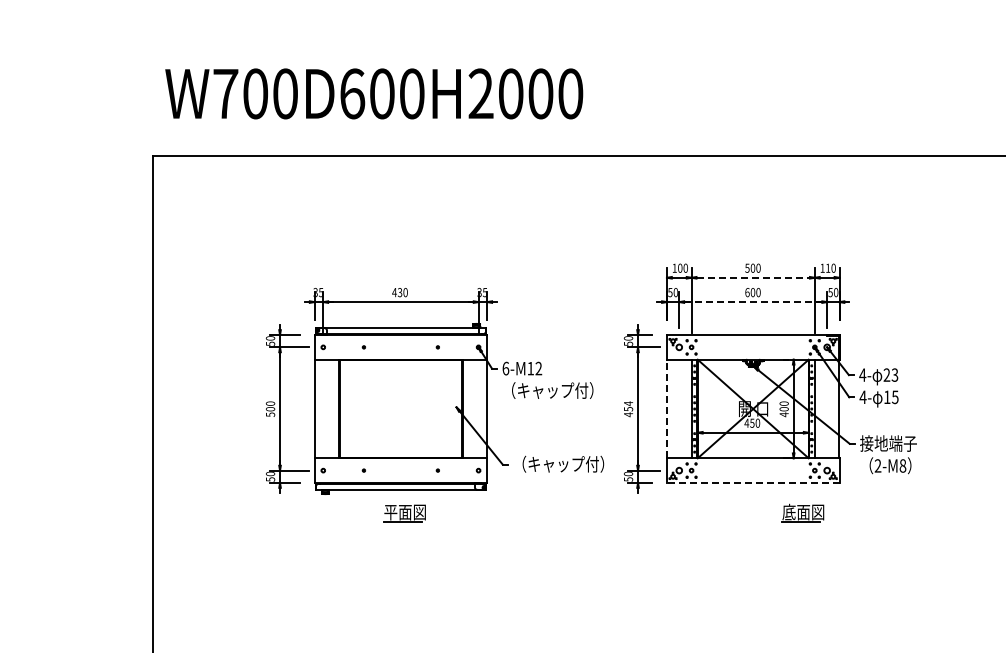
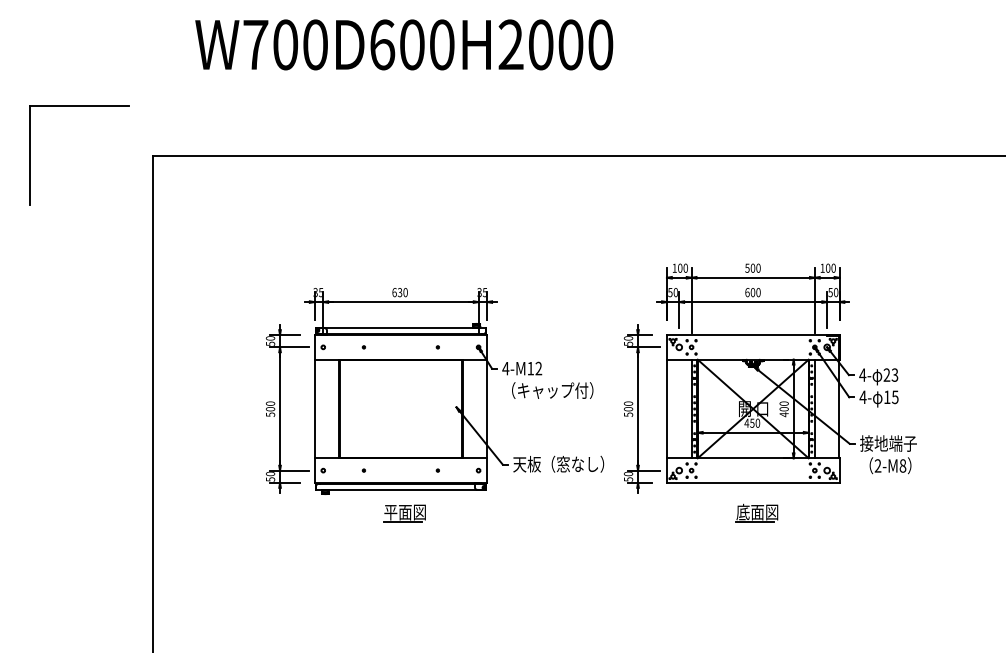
text position: (374, 93) -> (404, 44) (404, 44)
part: none -> present (79, 106)
text: 110 -> 100 (828, 267)
line: dashed -> solid (753, 277)
text: 430 -> 630 (394, 292)
line: dashed -> solid (753, 302)
text: 6-M12 -> 4-M12 (505, 368)
line: dashed -> solid (667, 408)
text: 454 -> 500 (628, 409)
text: （キャップ付） -> 天板（窓なし） (555, 463)
line: dashed -> solid (752, 482)
part position: (802, 512) -> (756, 512) (756, 512)
